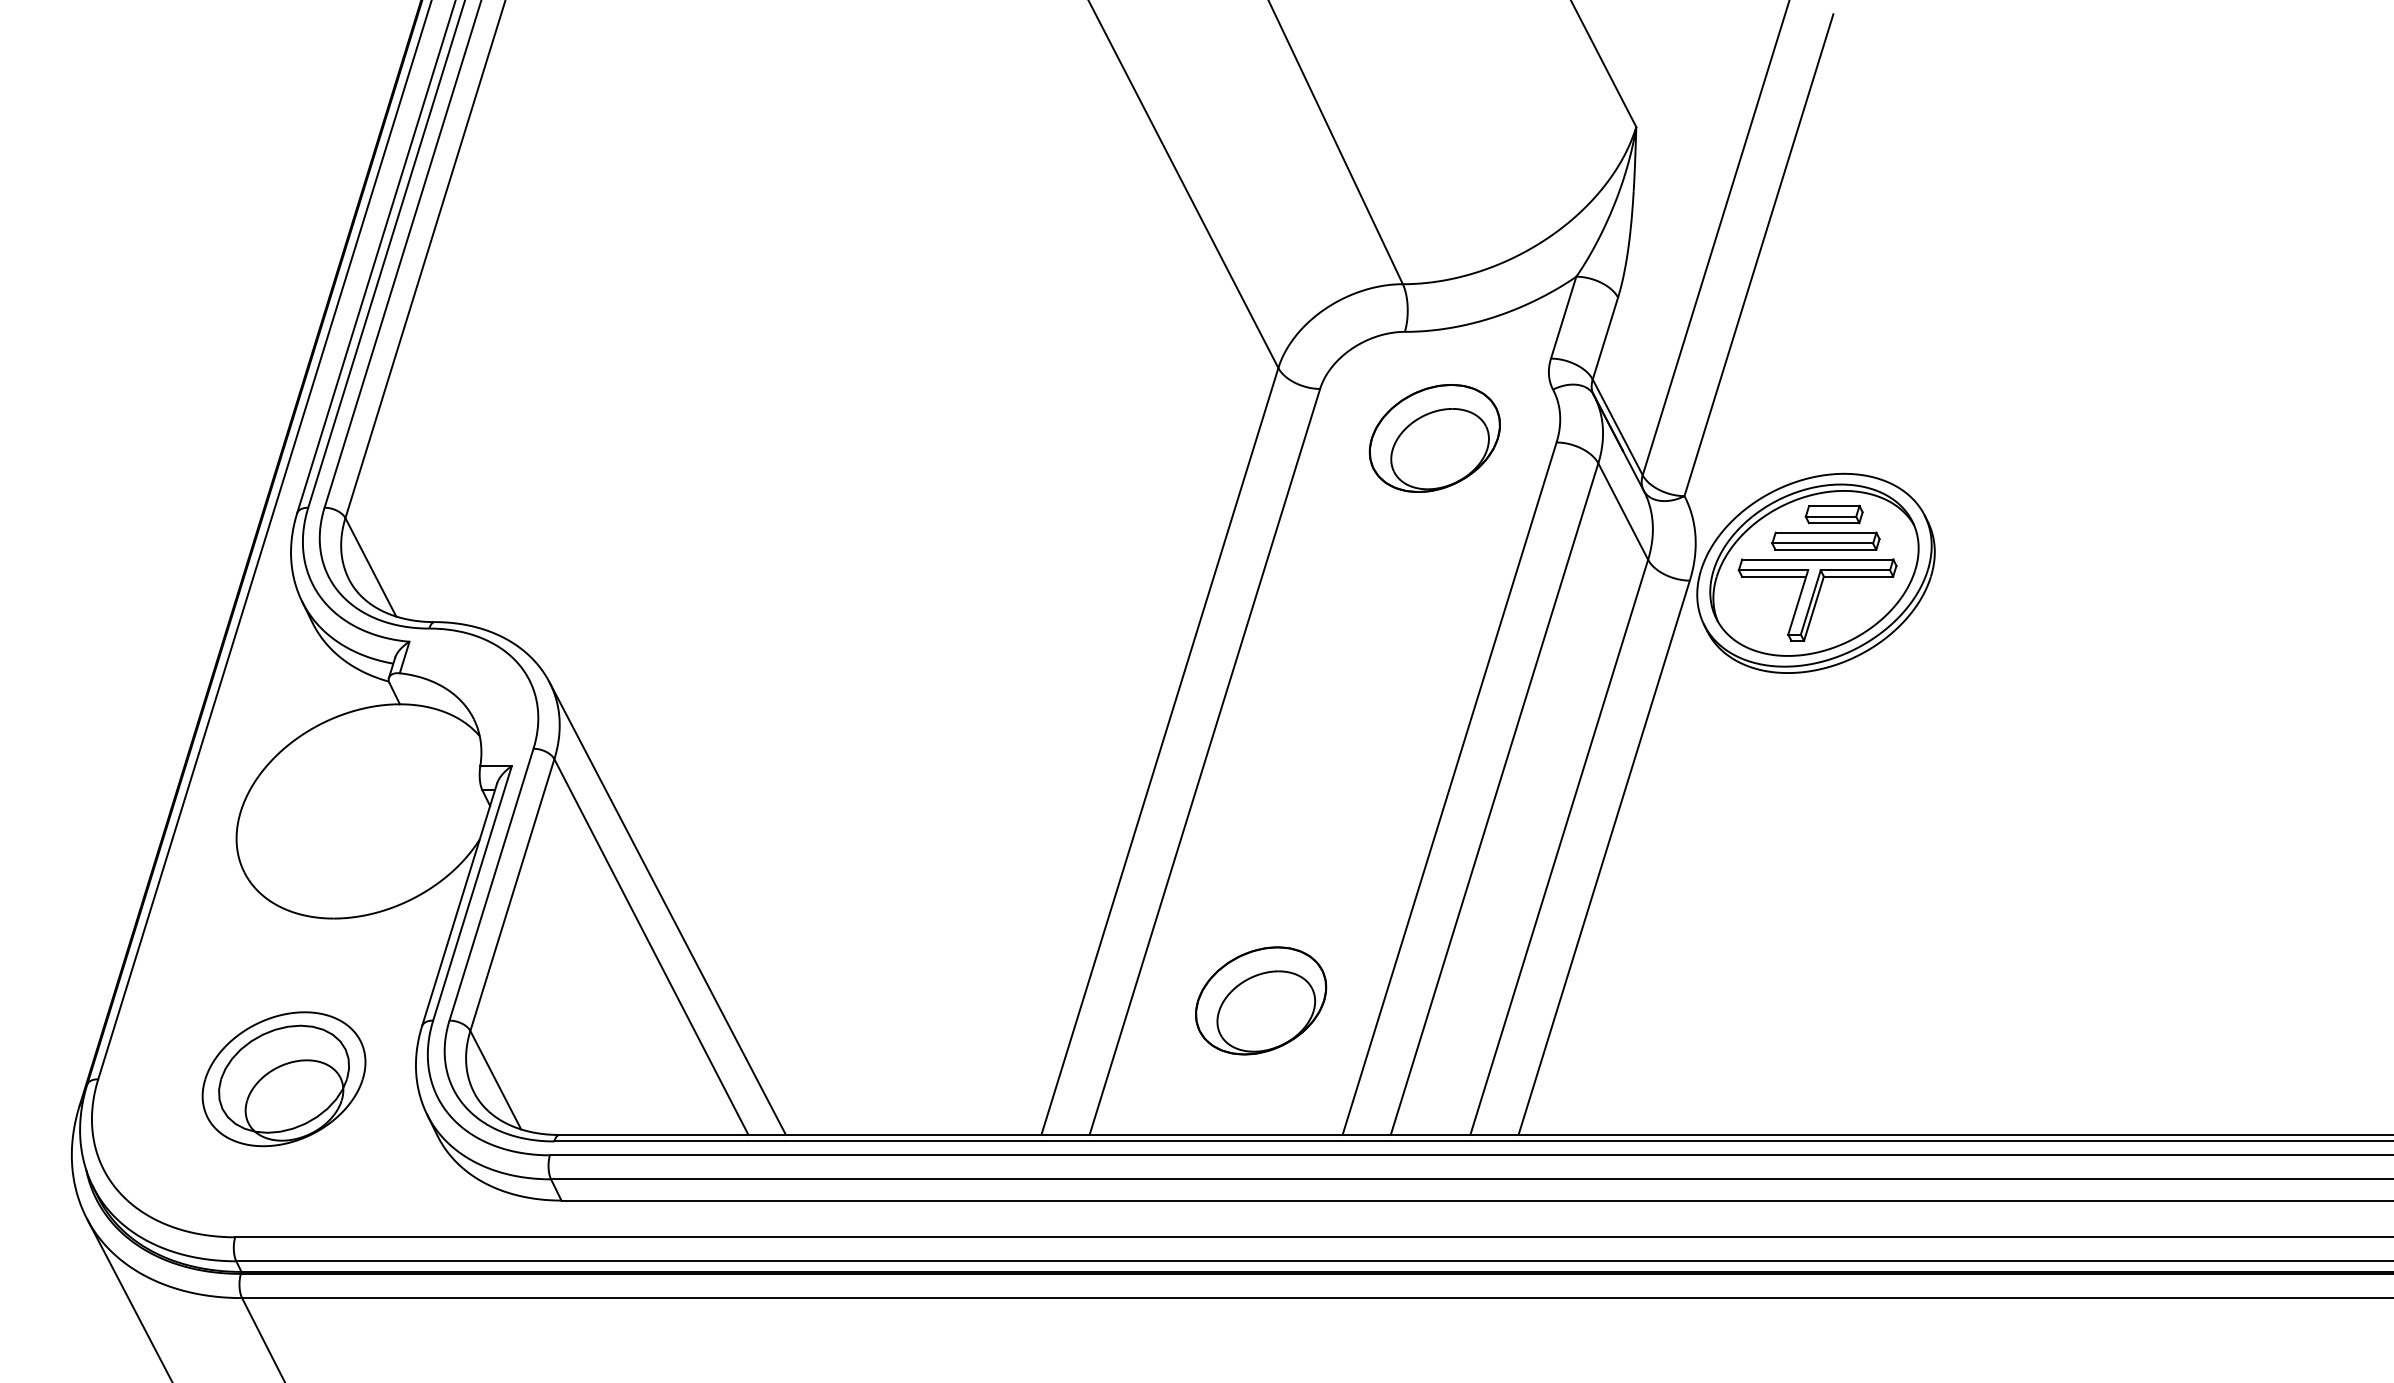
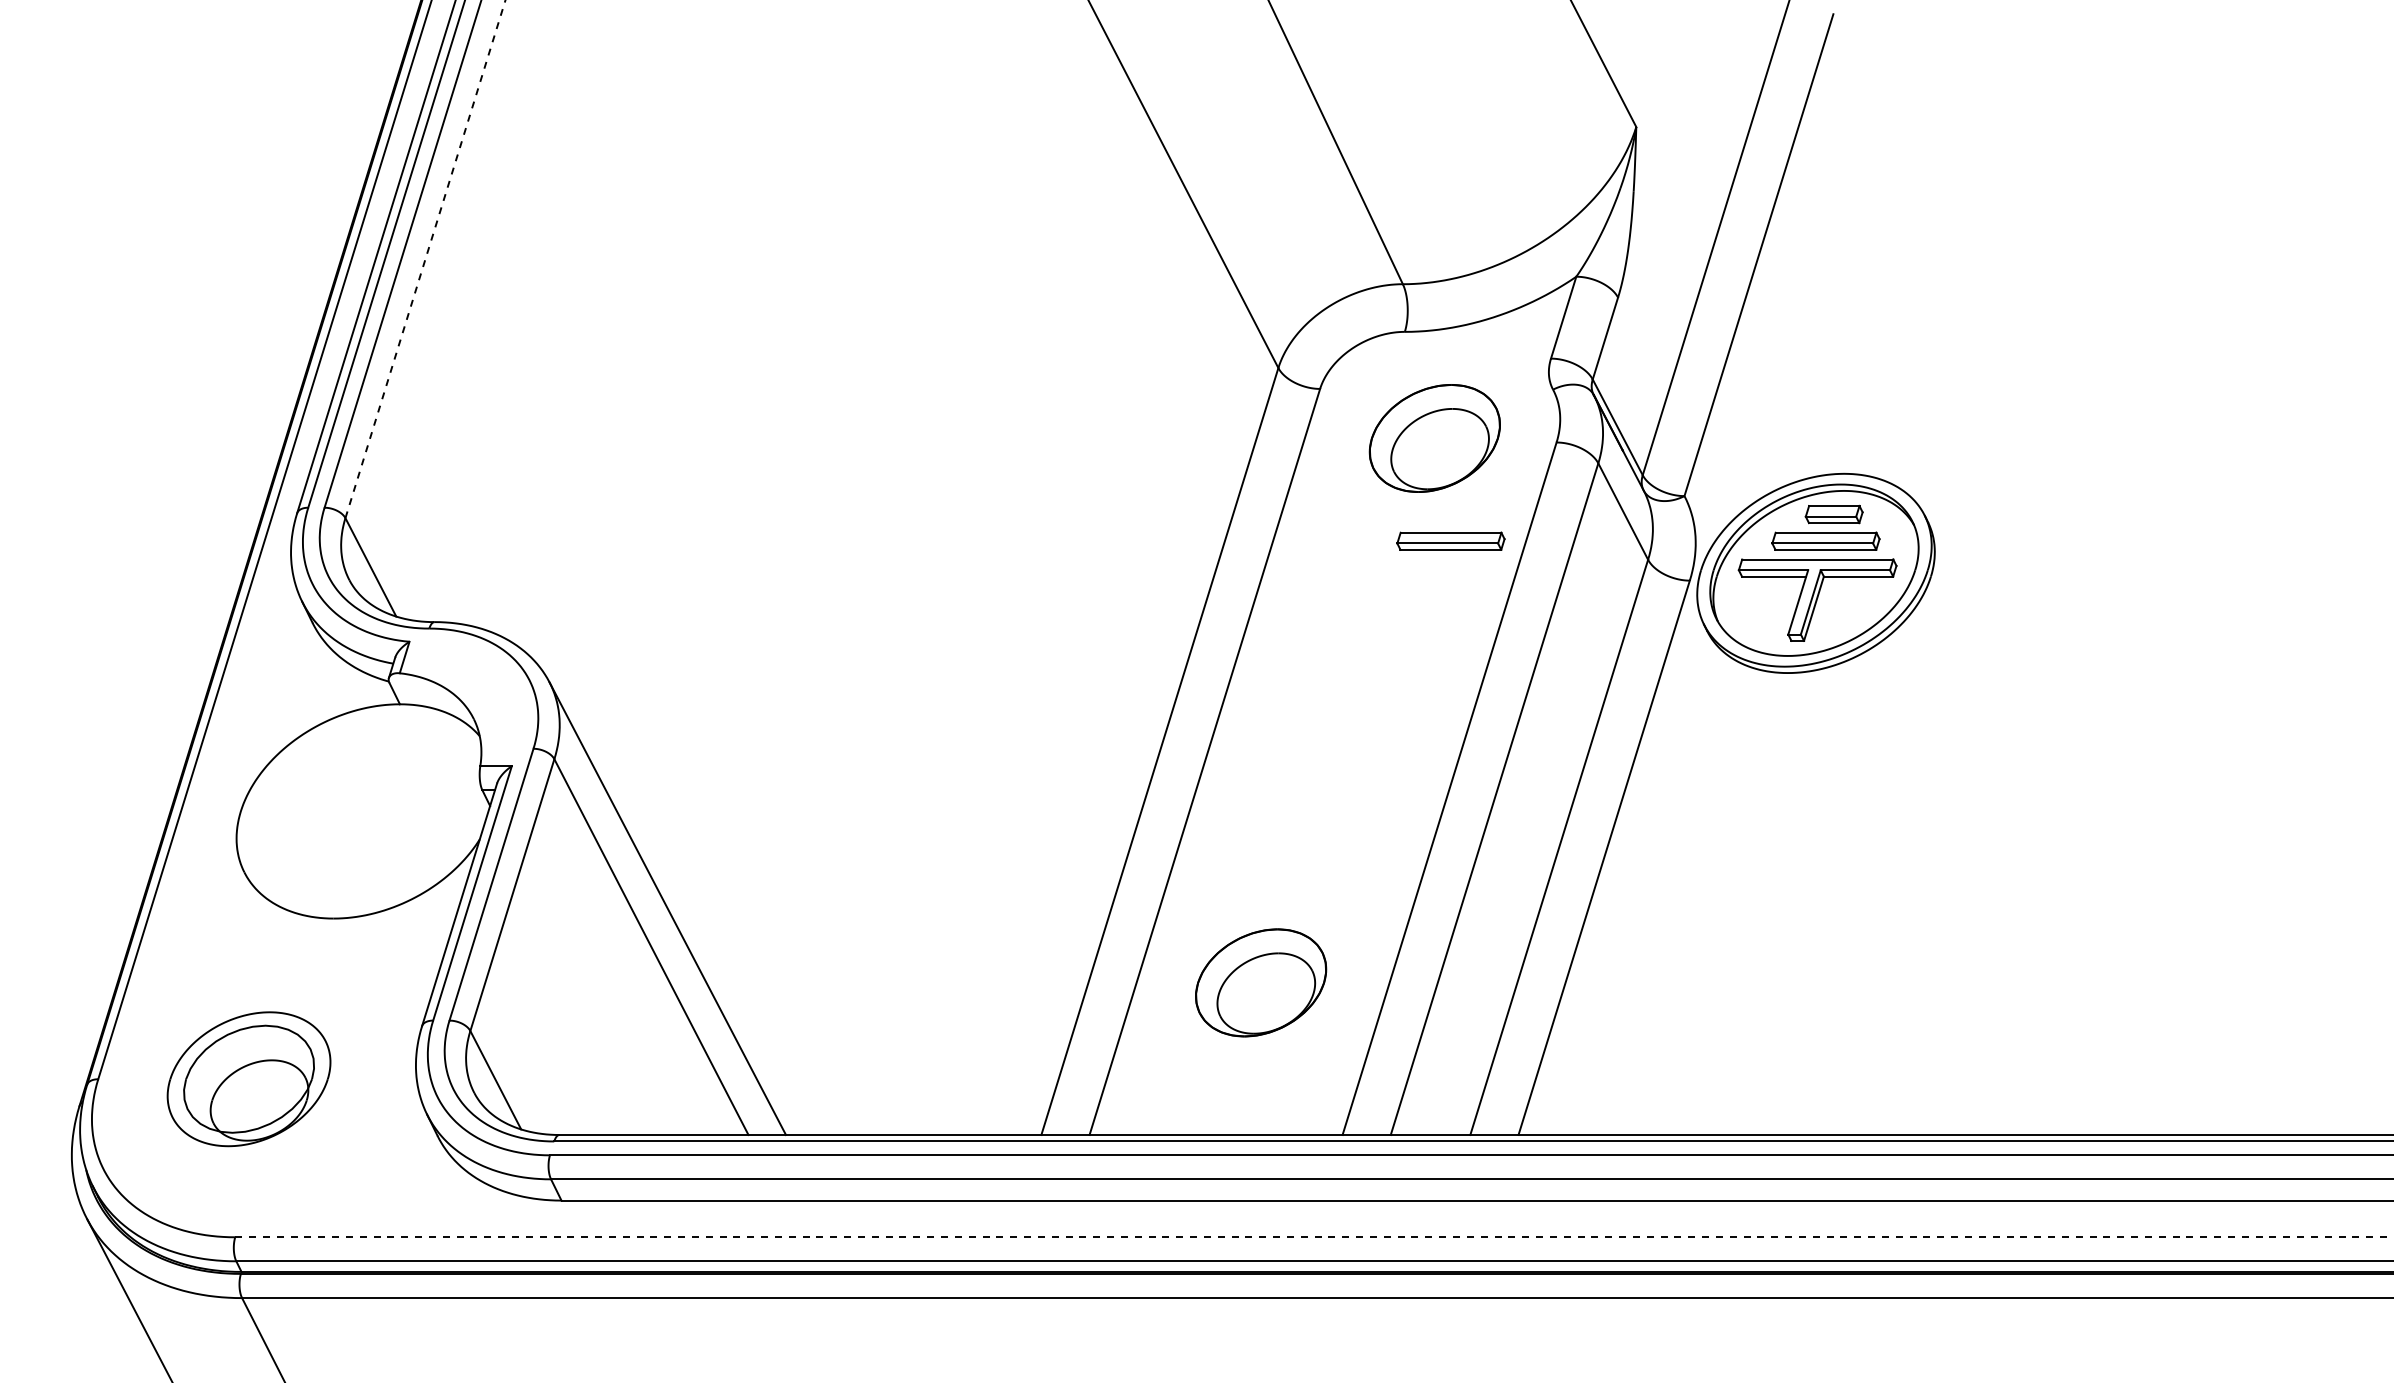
line: solid -> dashed (425, 259)
part: none -> present (1450, 540)
part position: (1261, 1000) -> (1261, 982) (1261, 982)
part position: (283, 1079) -> (248, 1079) (248, 1079)
line: solid -> dashed (1314, 1237)
